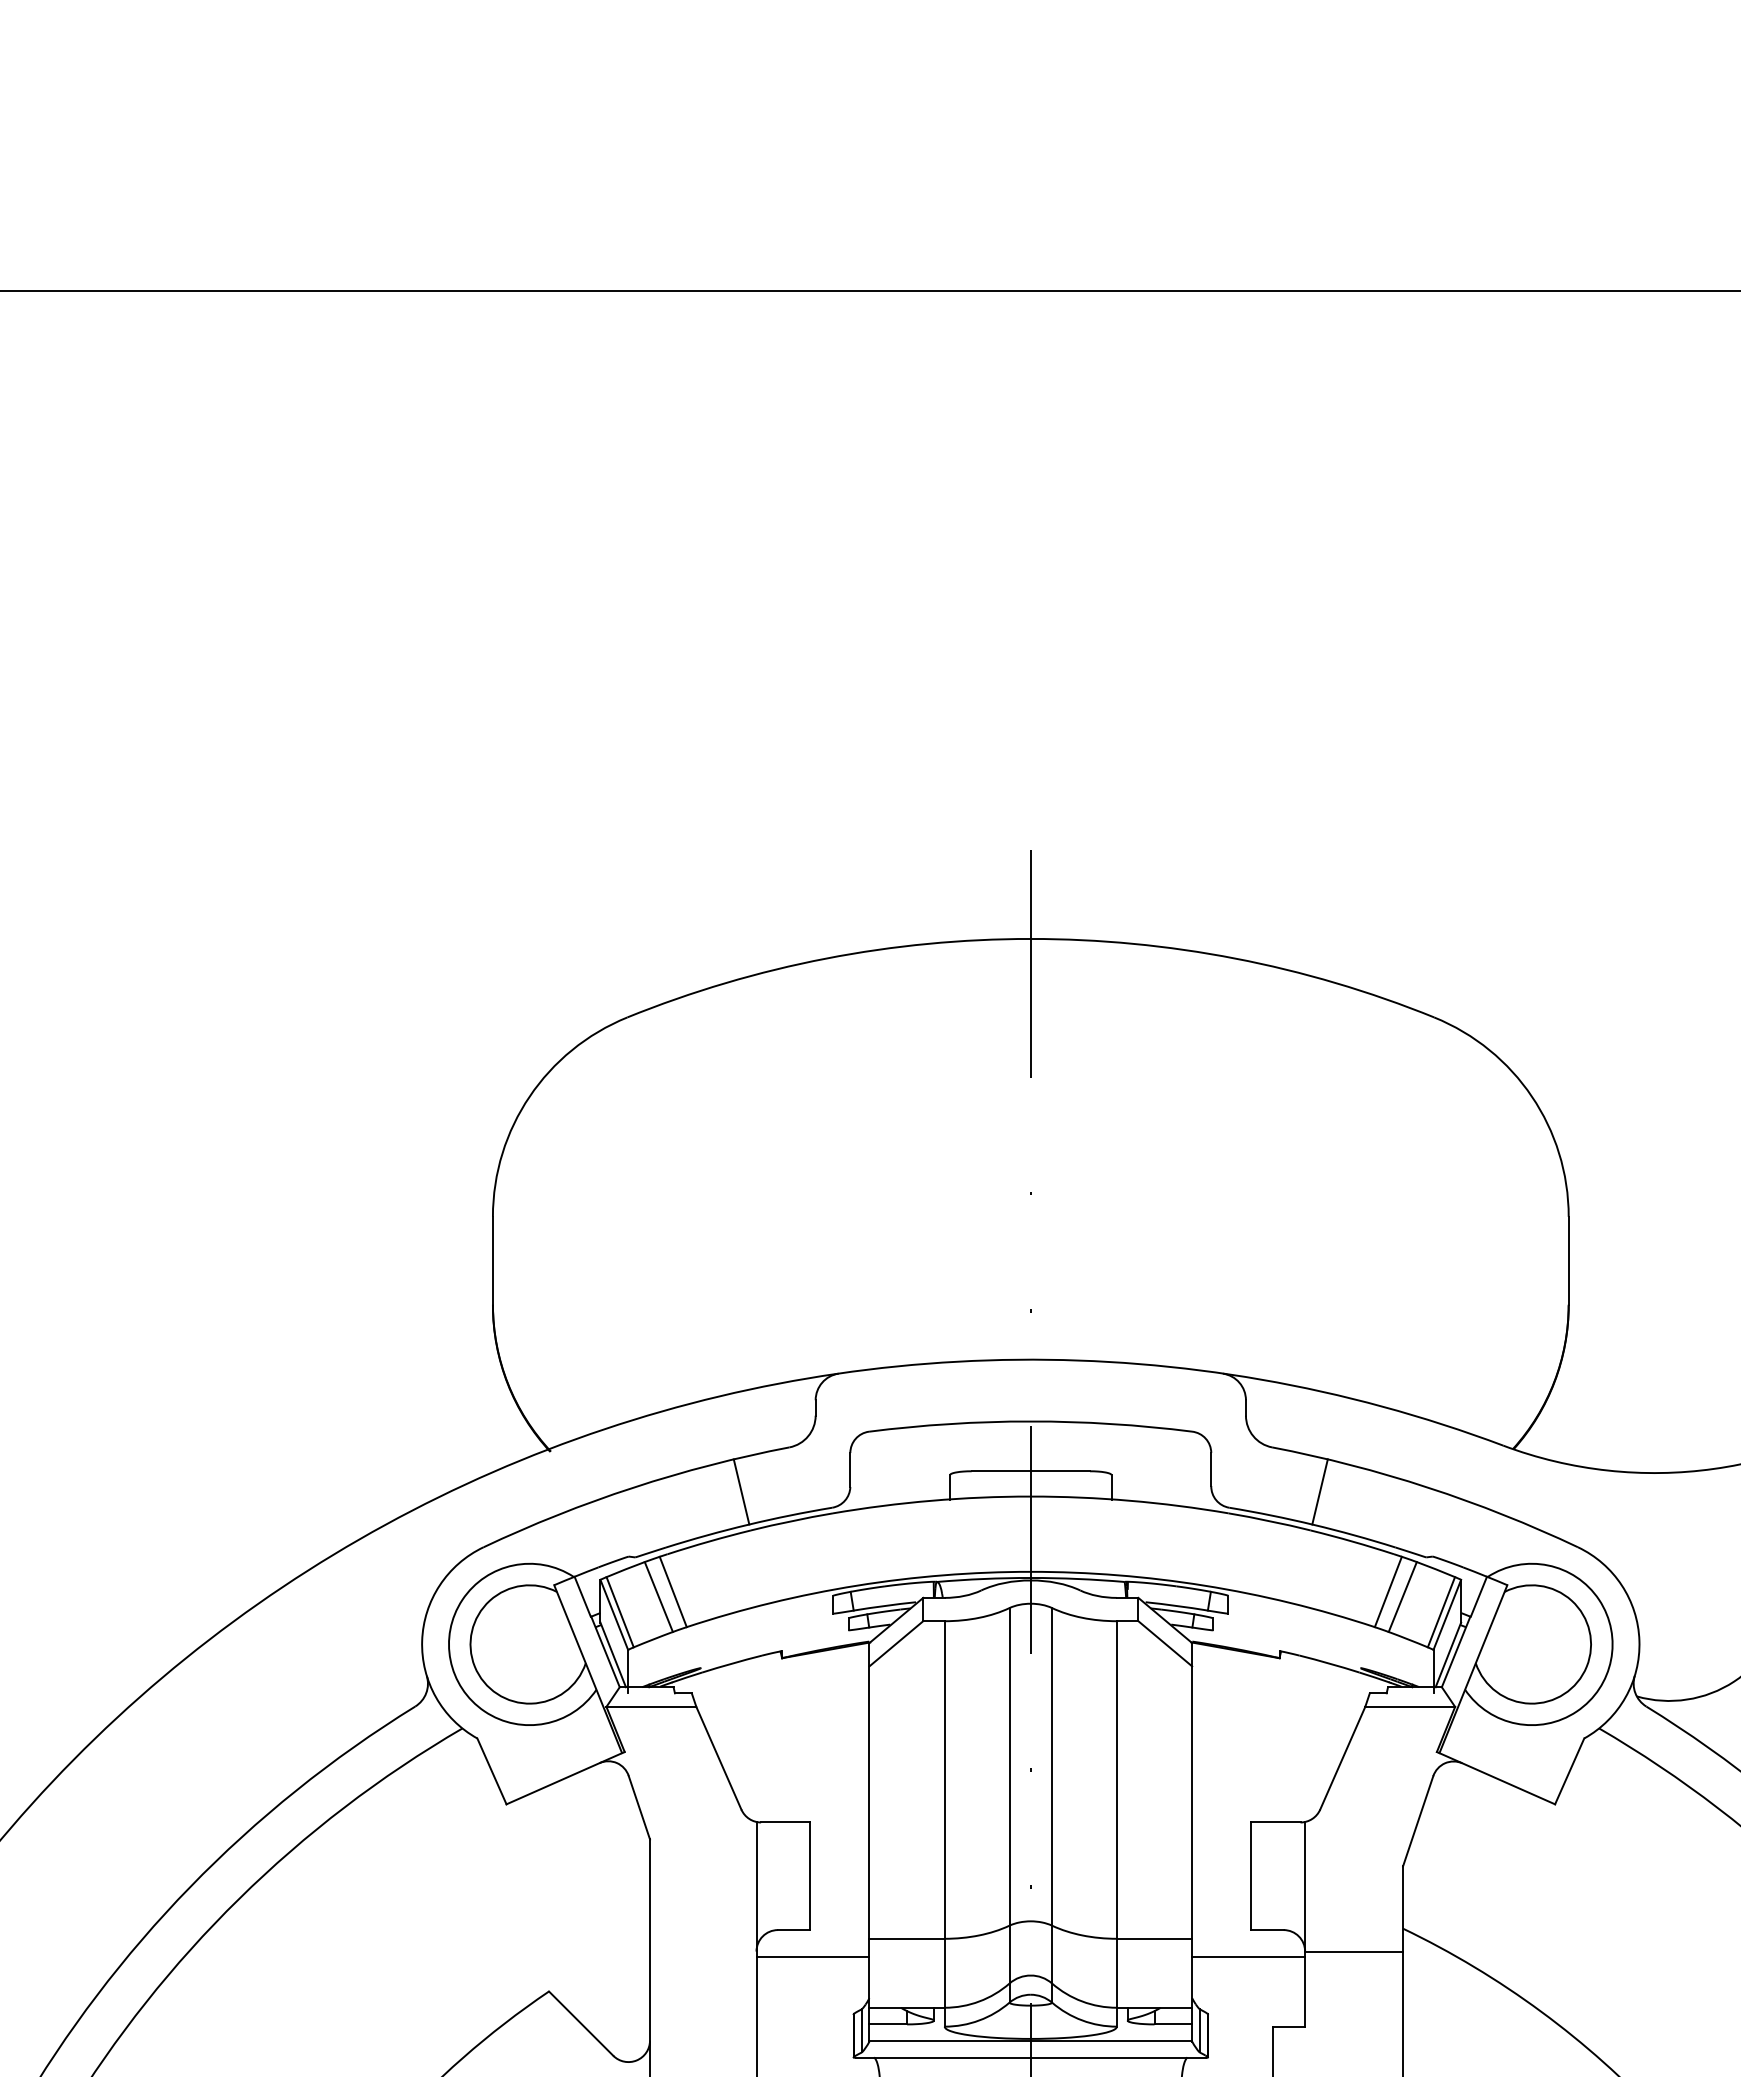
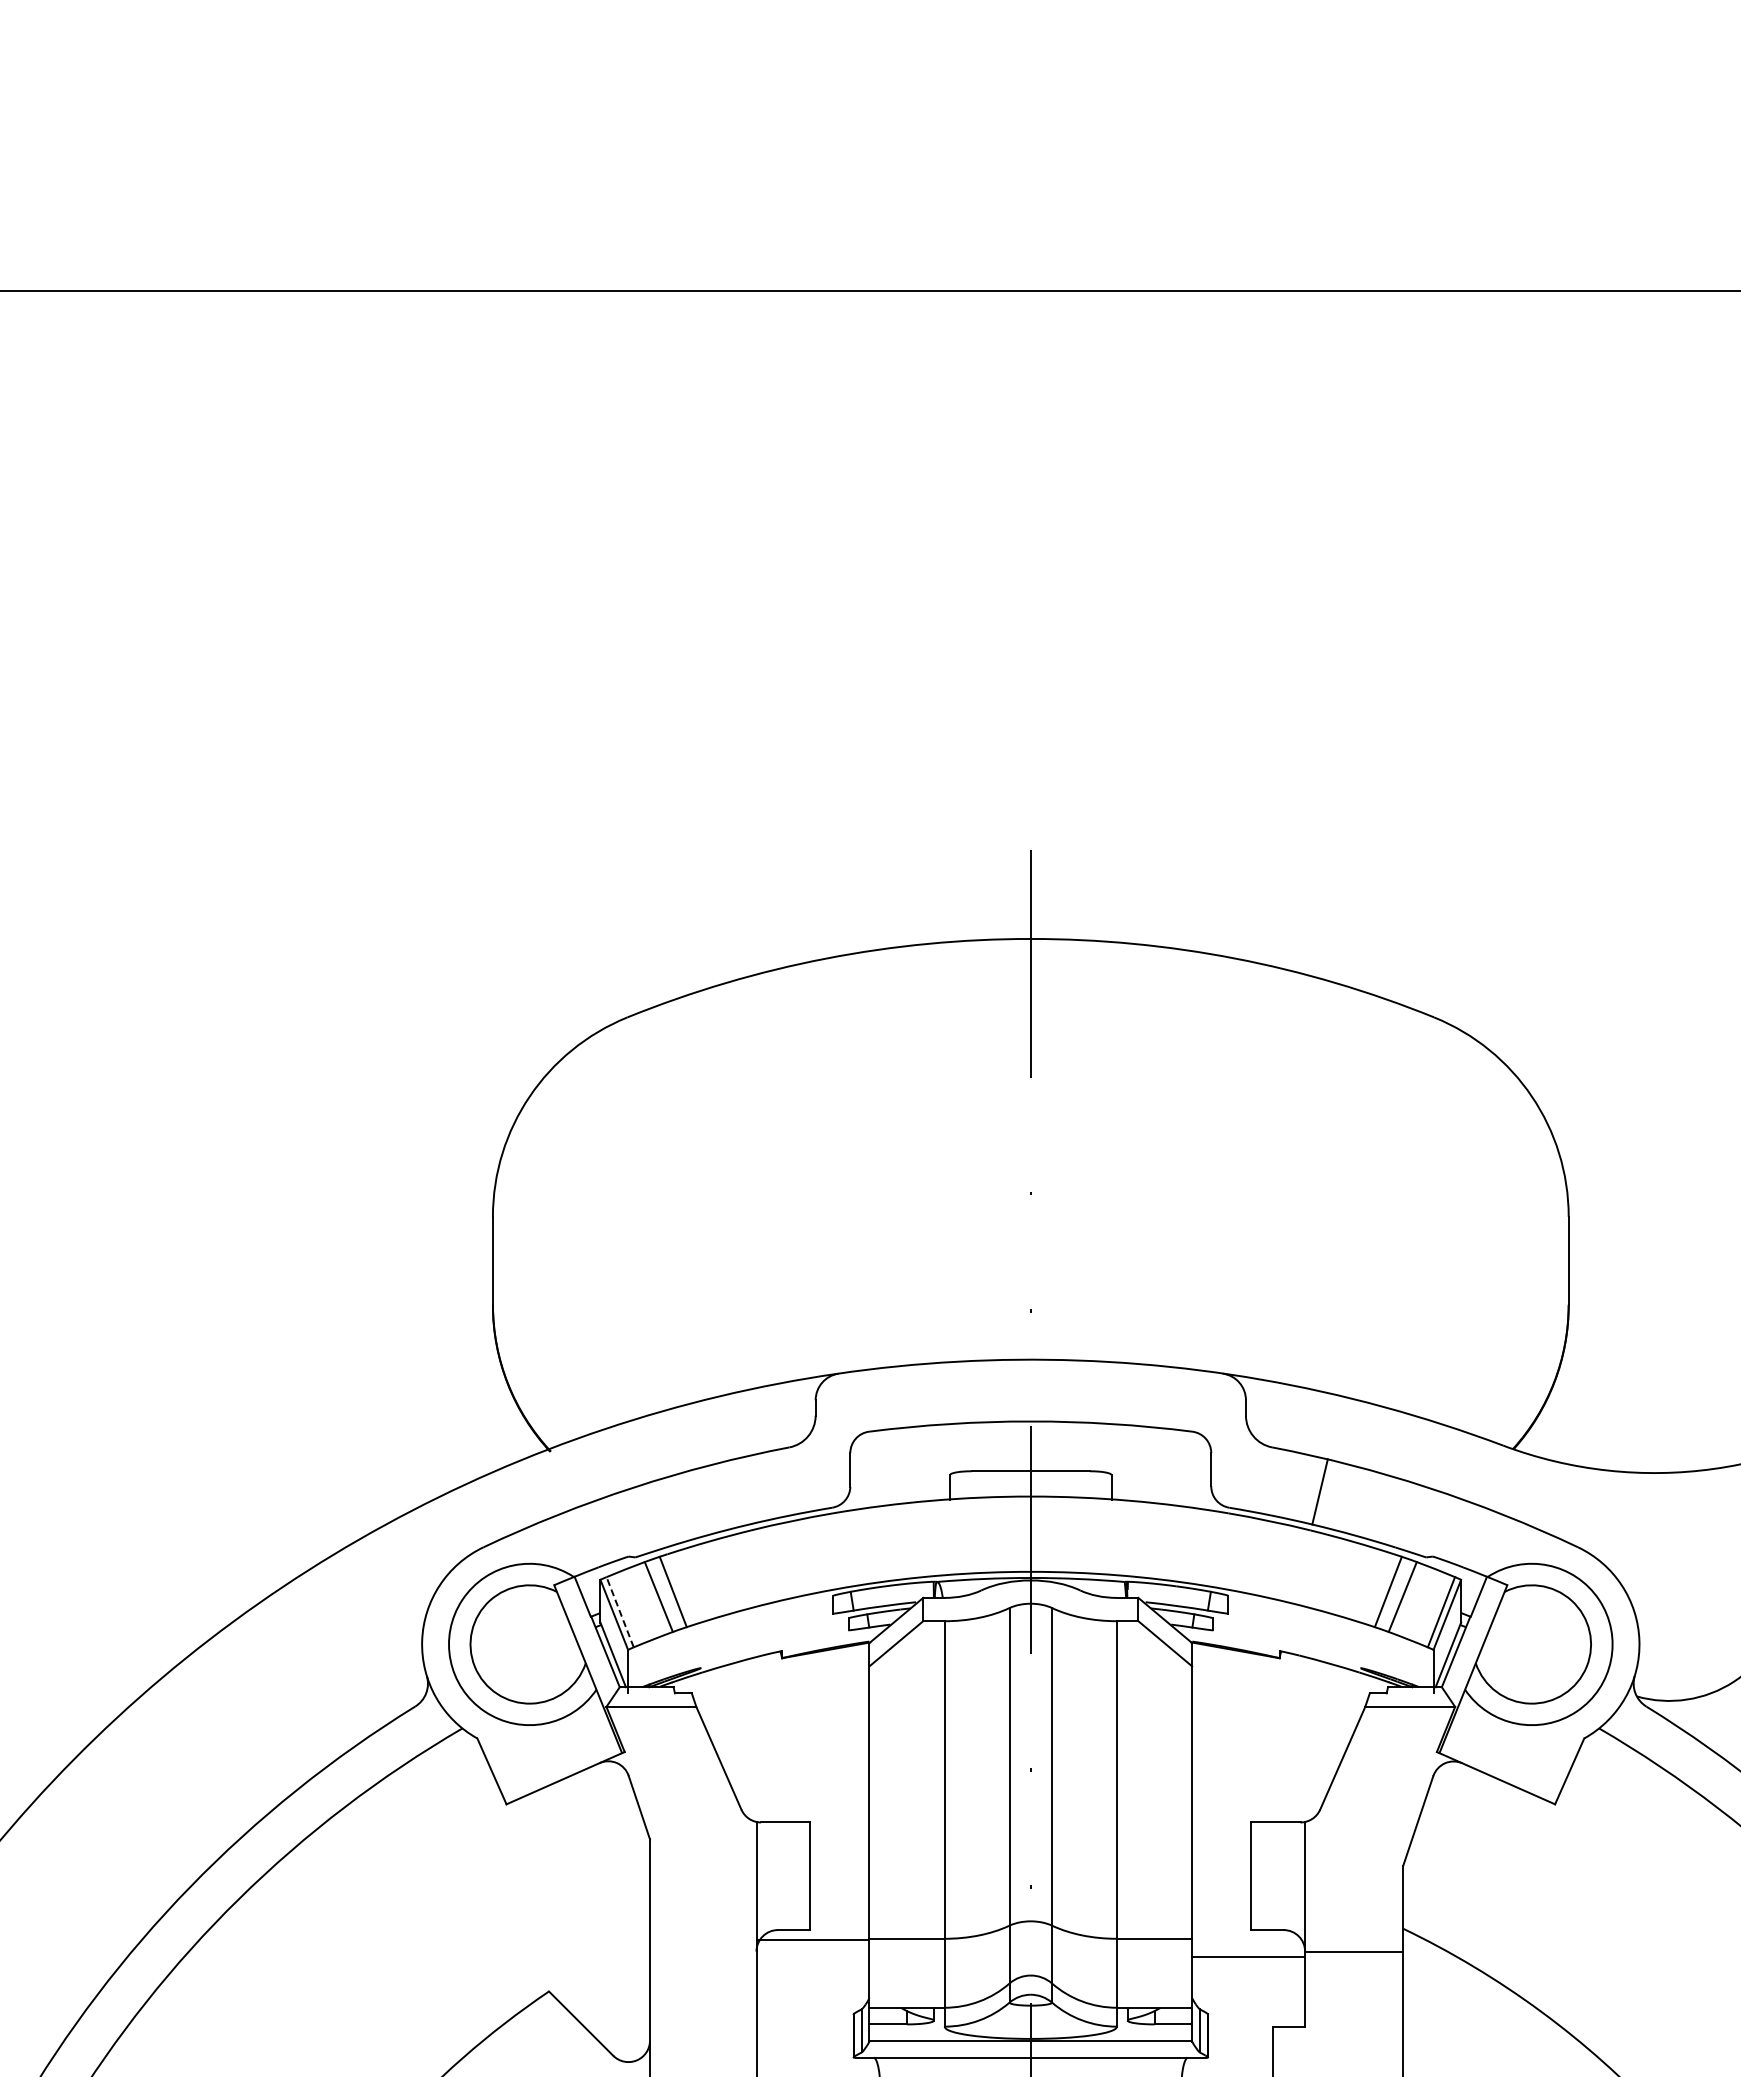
line: present -> none (741, 1491)
line: solid -> dashed (620, 1612)
line position: (812, 1956) -> (812, 1939) (812, 1939)
